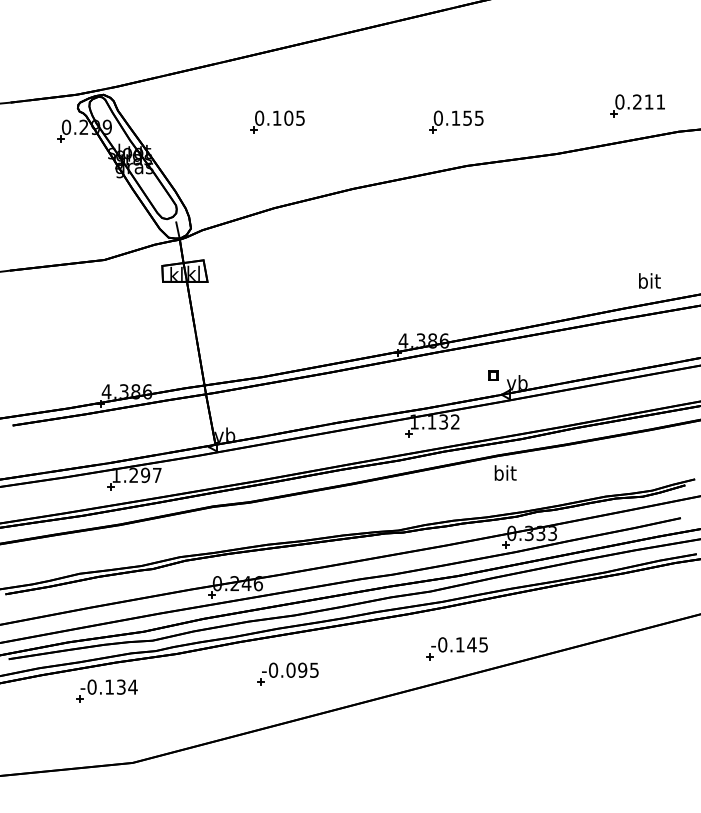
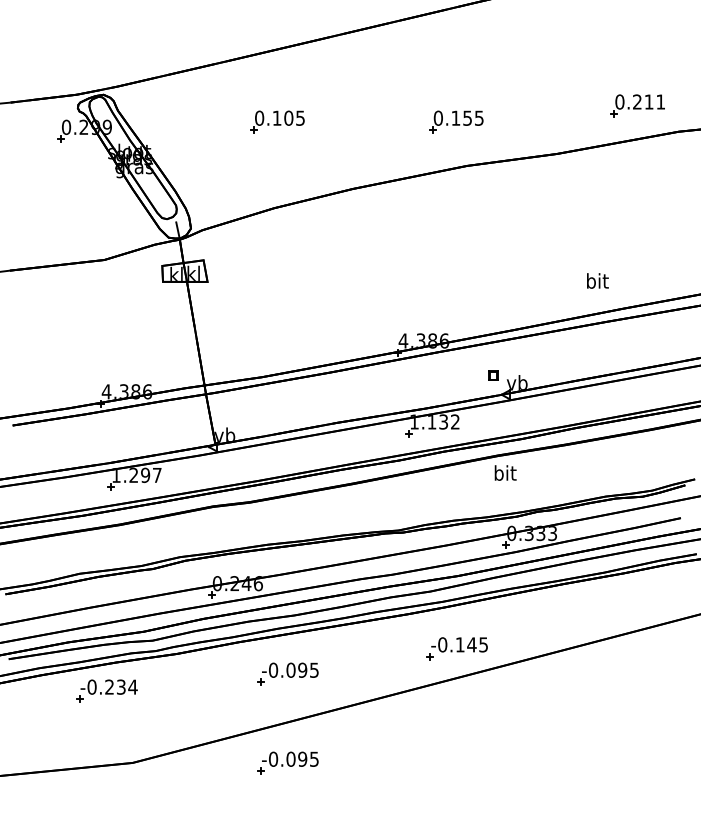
text position: (649, 280) -> (597, 280) (597, 280)
text: -0.134 -> -0.234 (109, 686)
part: none -> present (287, 762)
